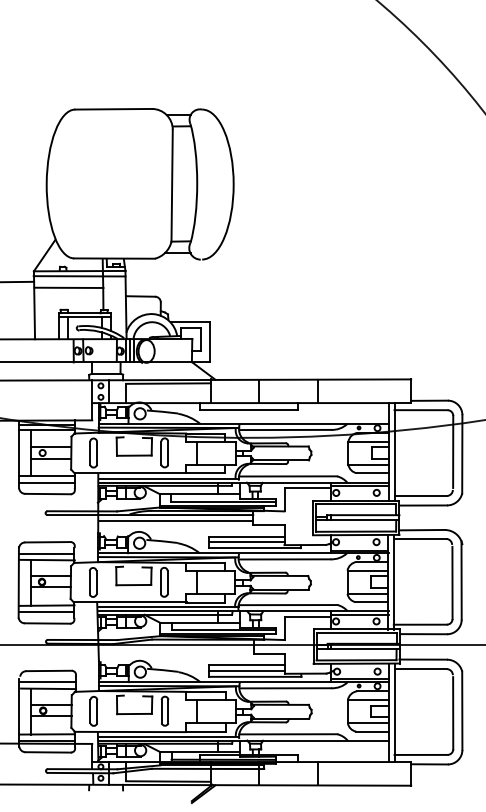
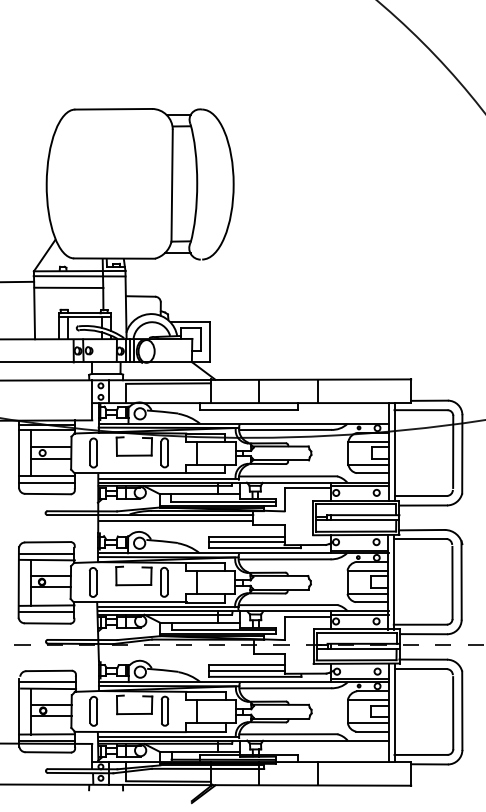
line: solid -> dashed (243, 644)
